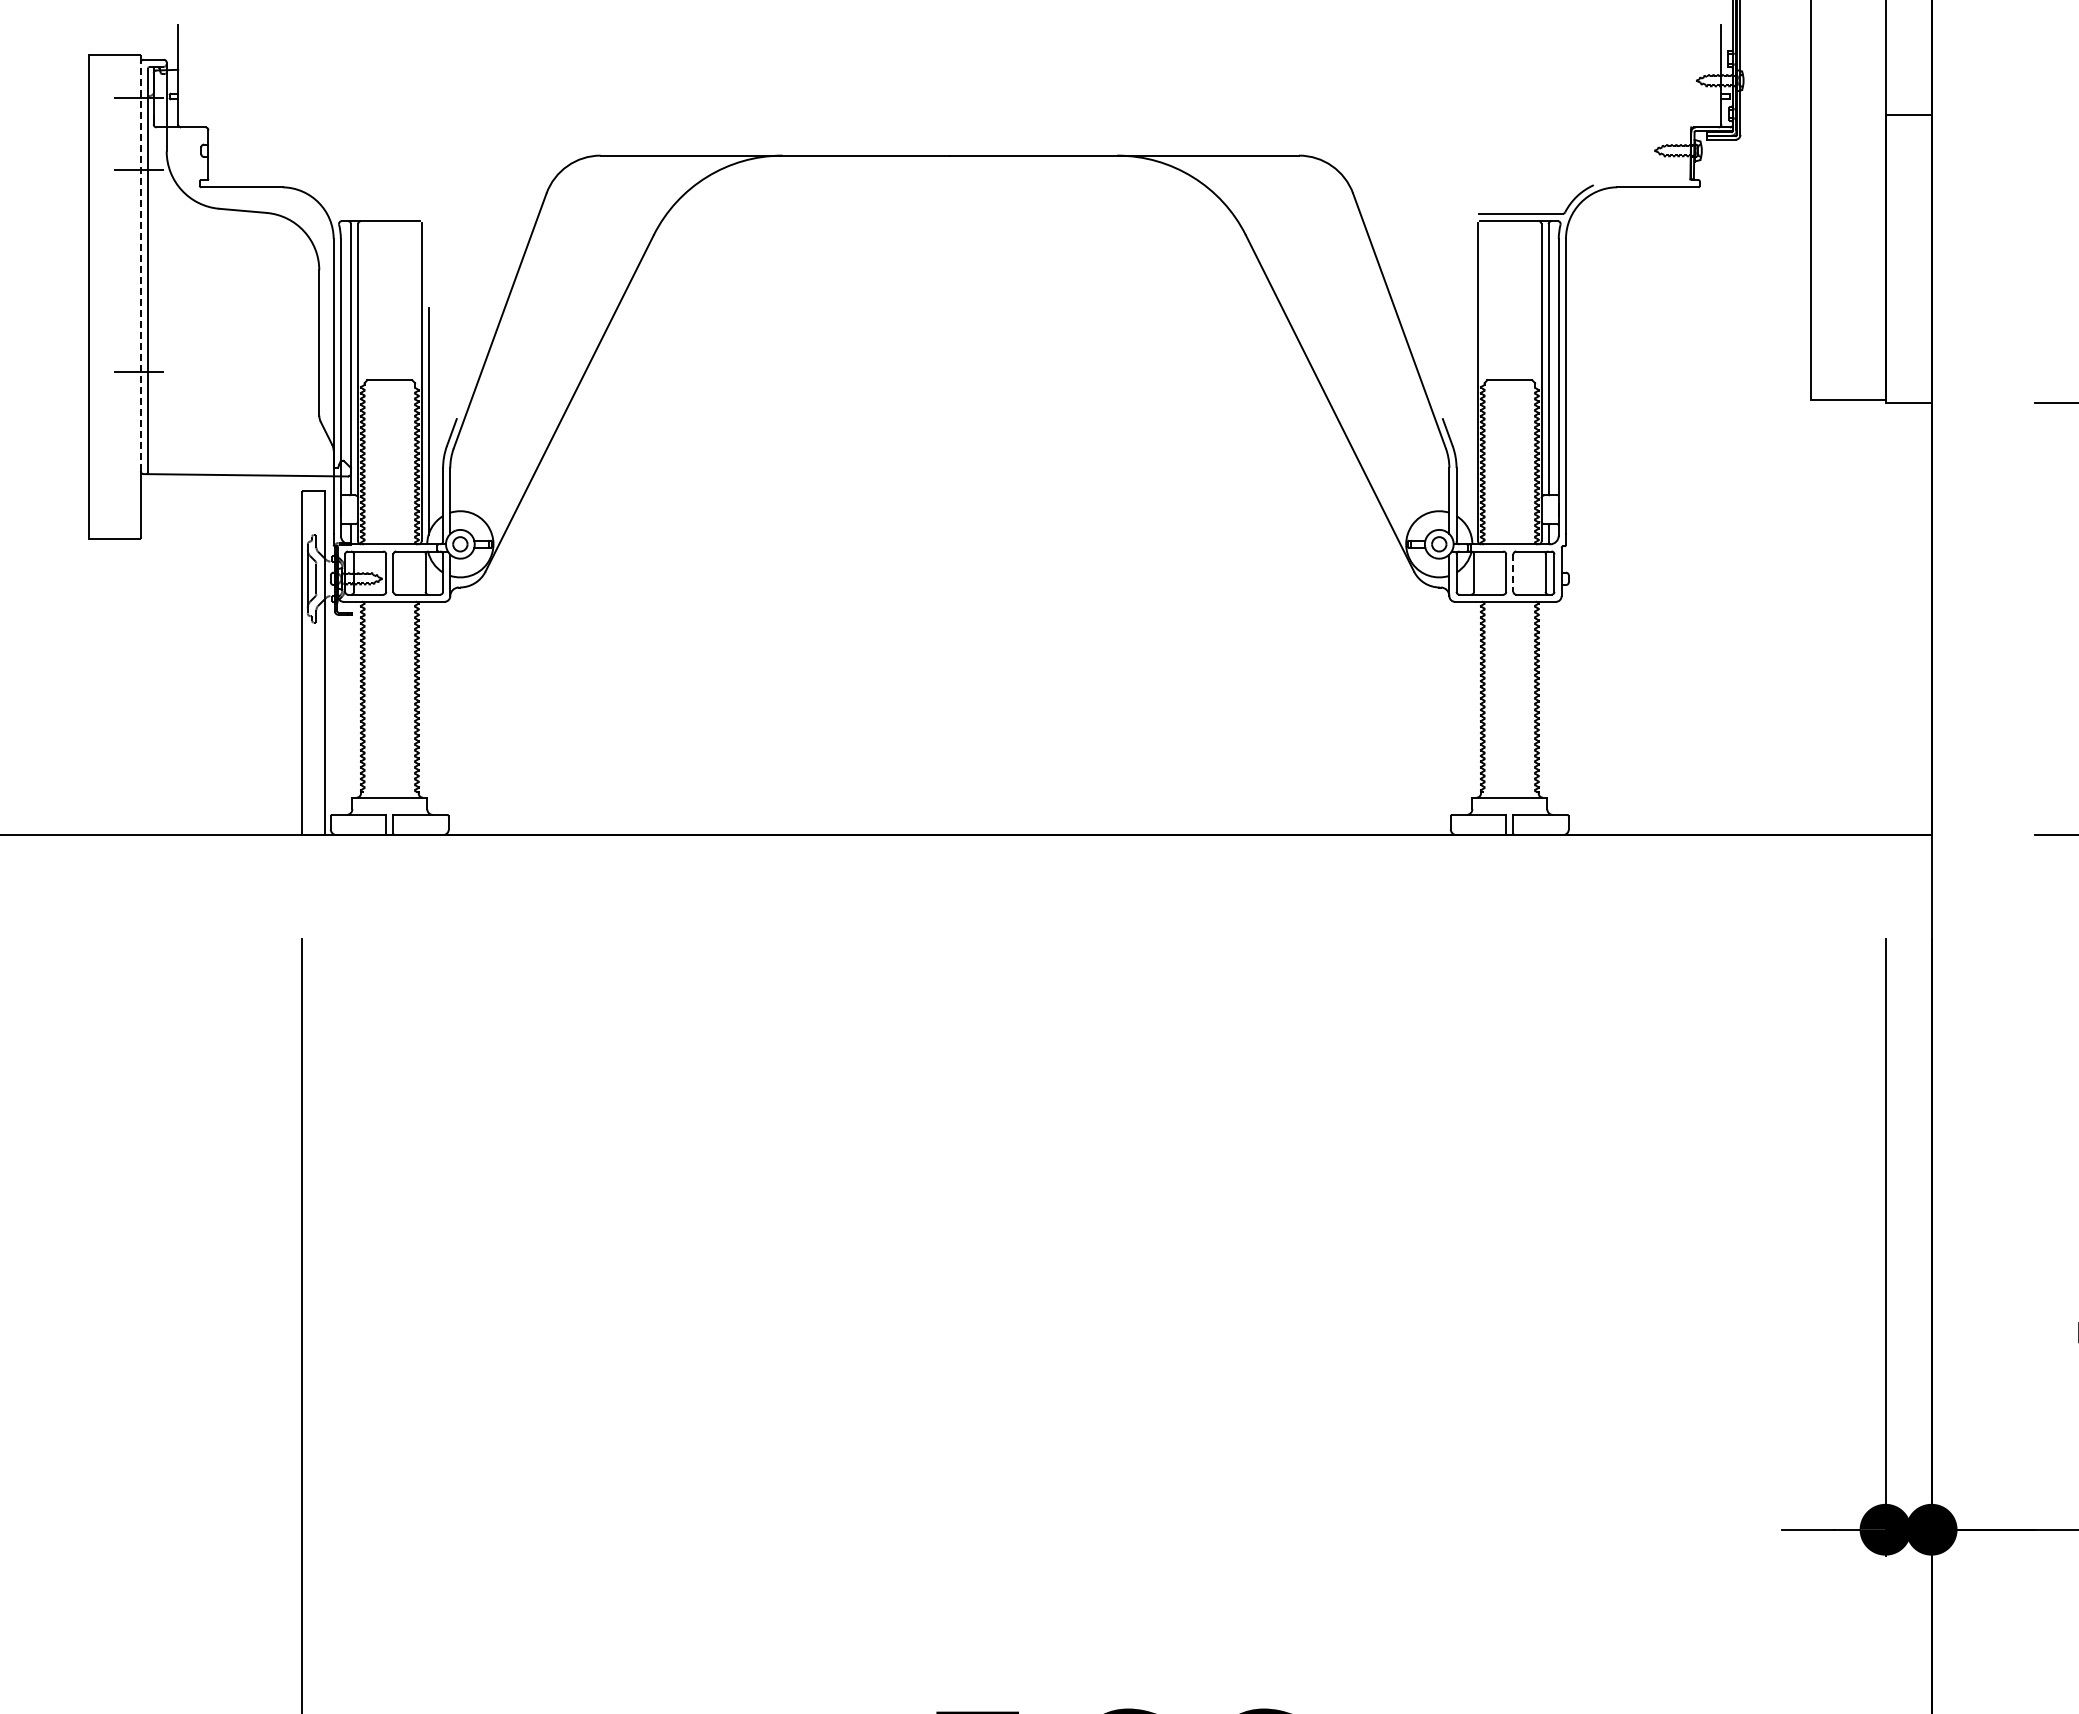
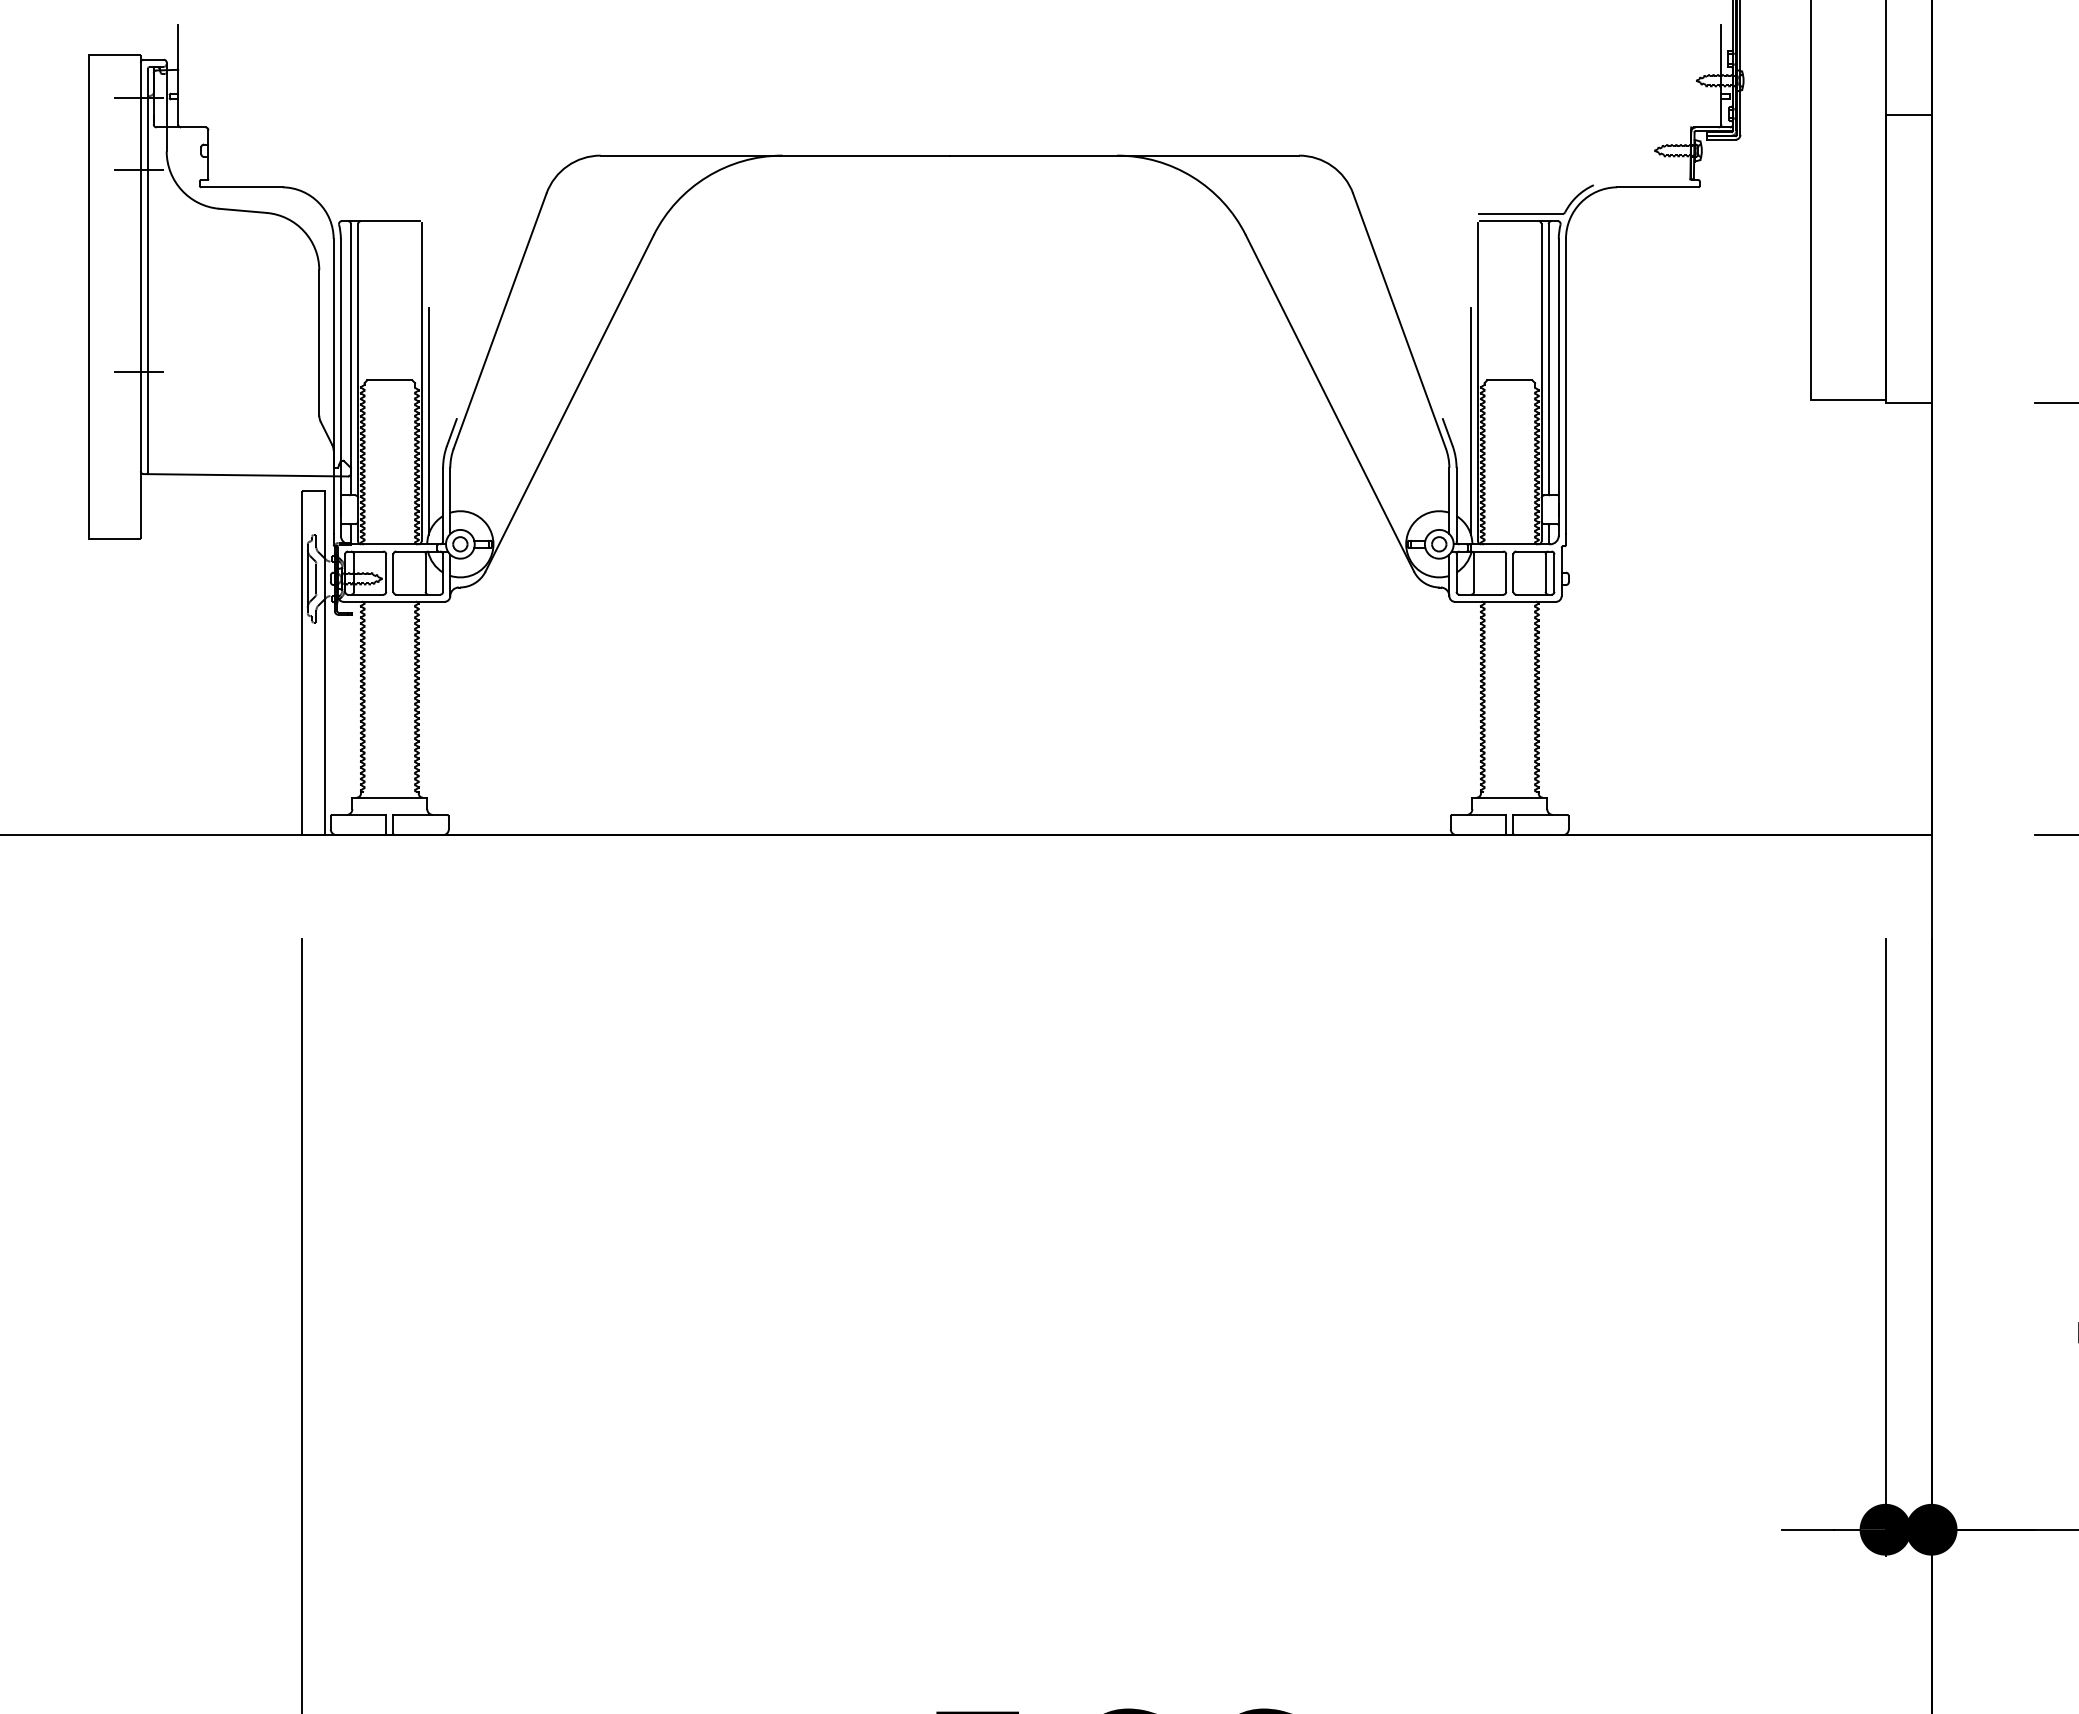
line: dashed -> solid (140, 266)
line: none -> present (1470, 421)
line: dashed -> solid (1513, 573)
